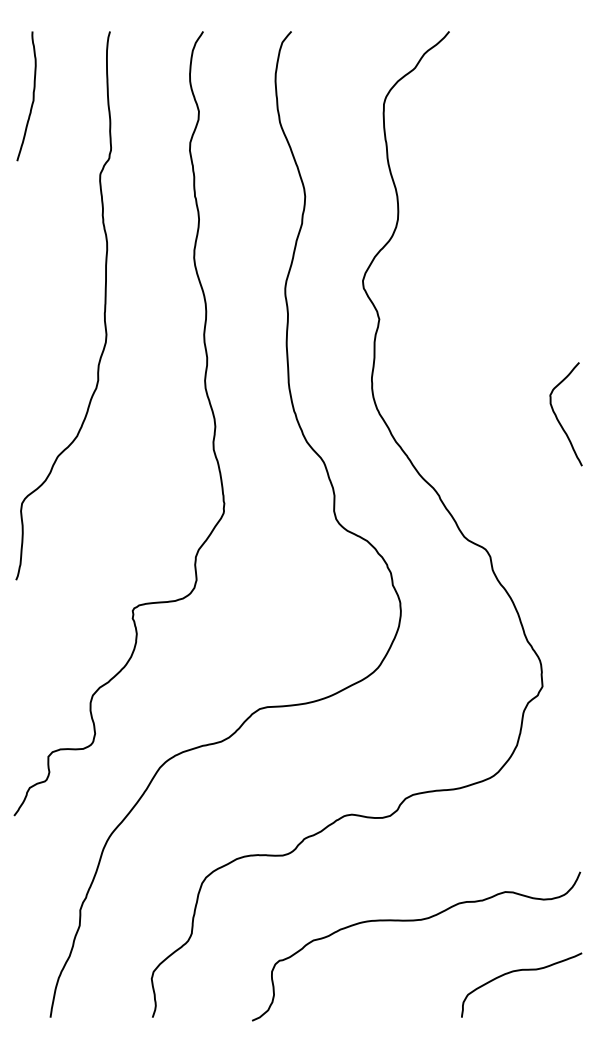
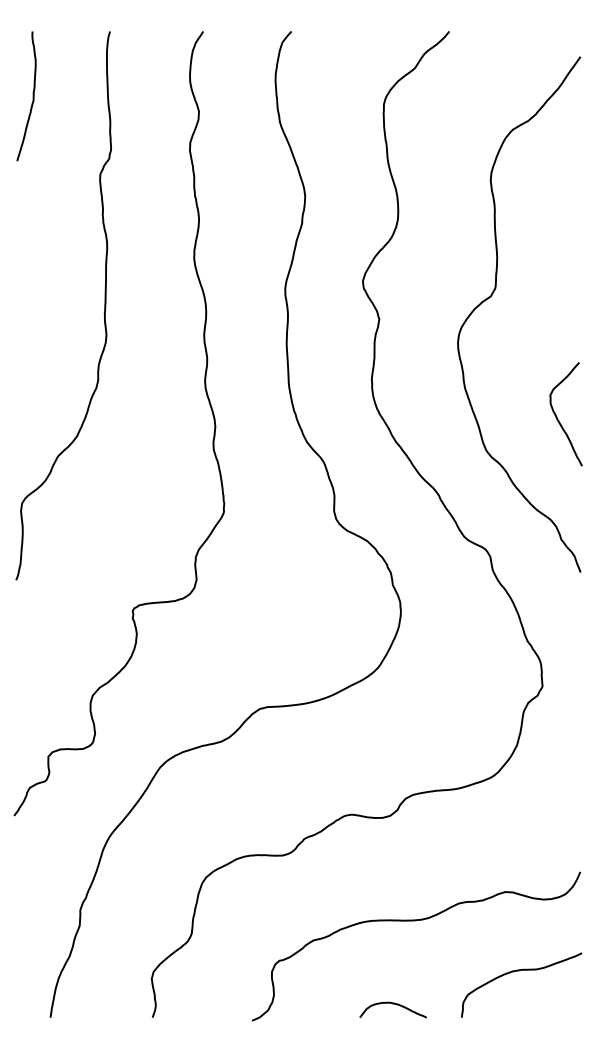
curve: none -> present (491, 297)
curve: none -> present (392, 1004)
